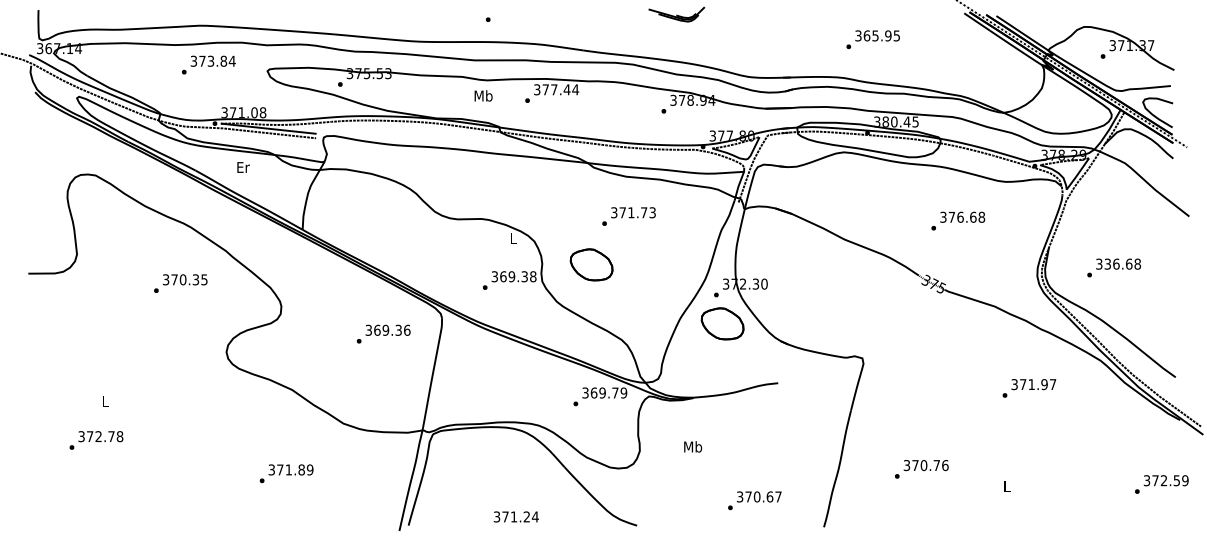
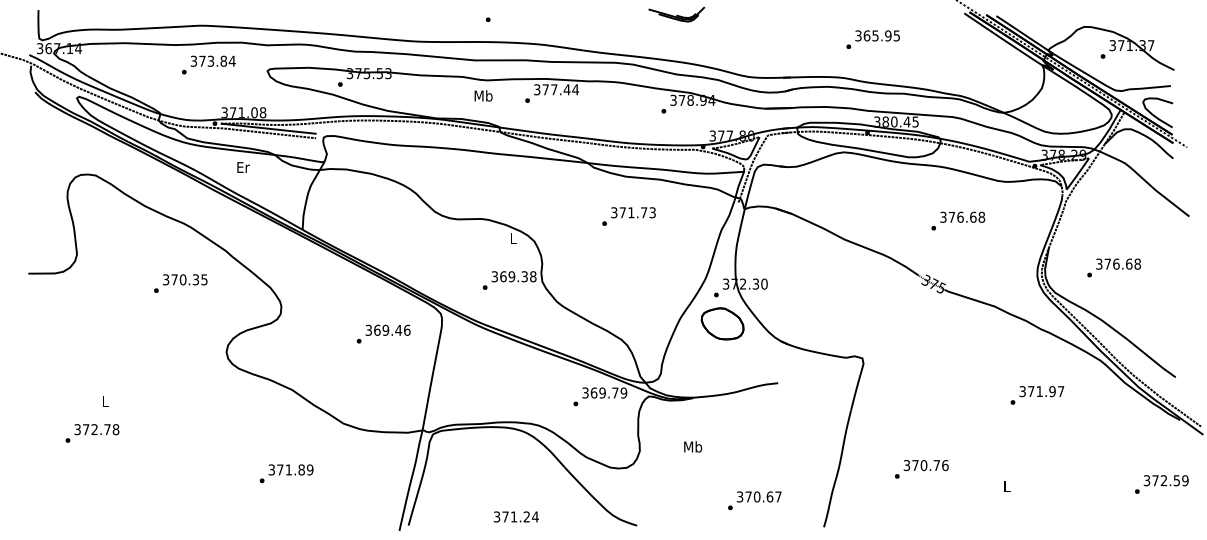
text: 336.68 -> 376.68 (1107, 263)
part: present -> none (591, 264)
text: 369.36 -> 369.46 (398, 329)
text position: (1029, 388) -> (1037, 395) (1037, 395)
text position: (96, 440) -> (92, 433) (92, 433)
